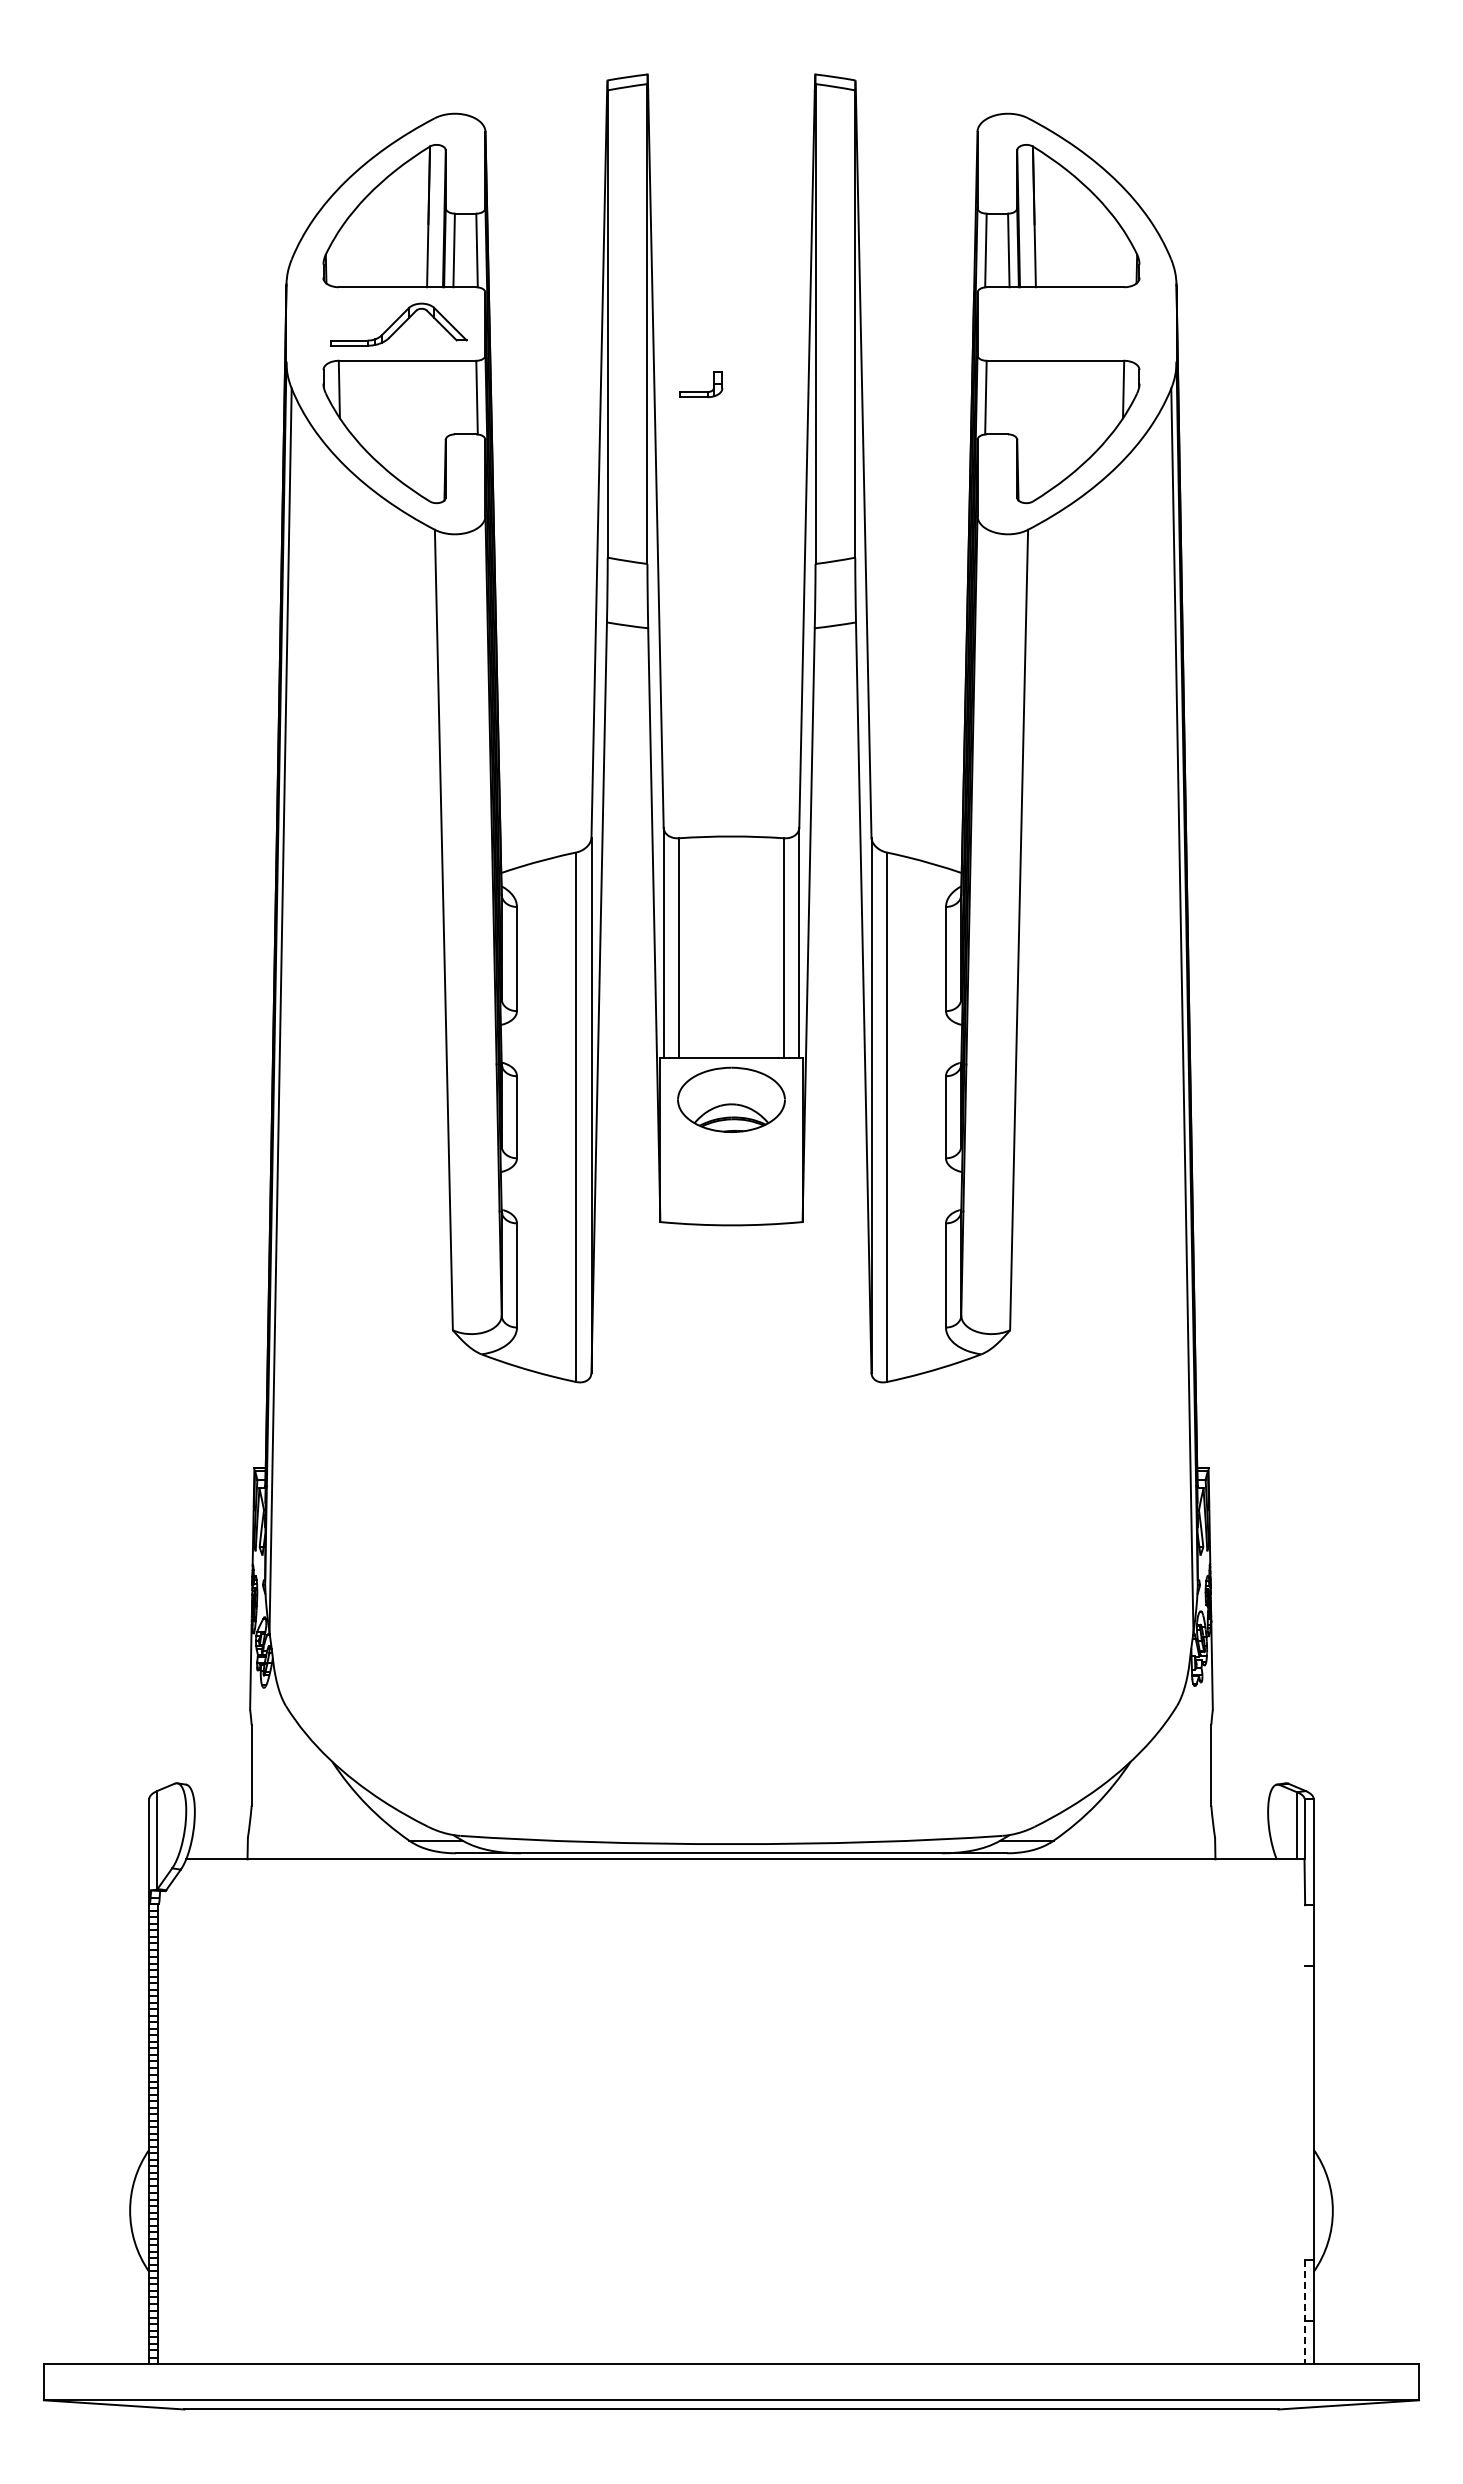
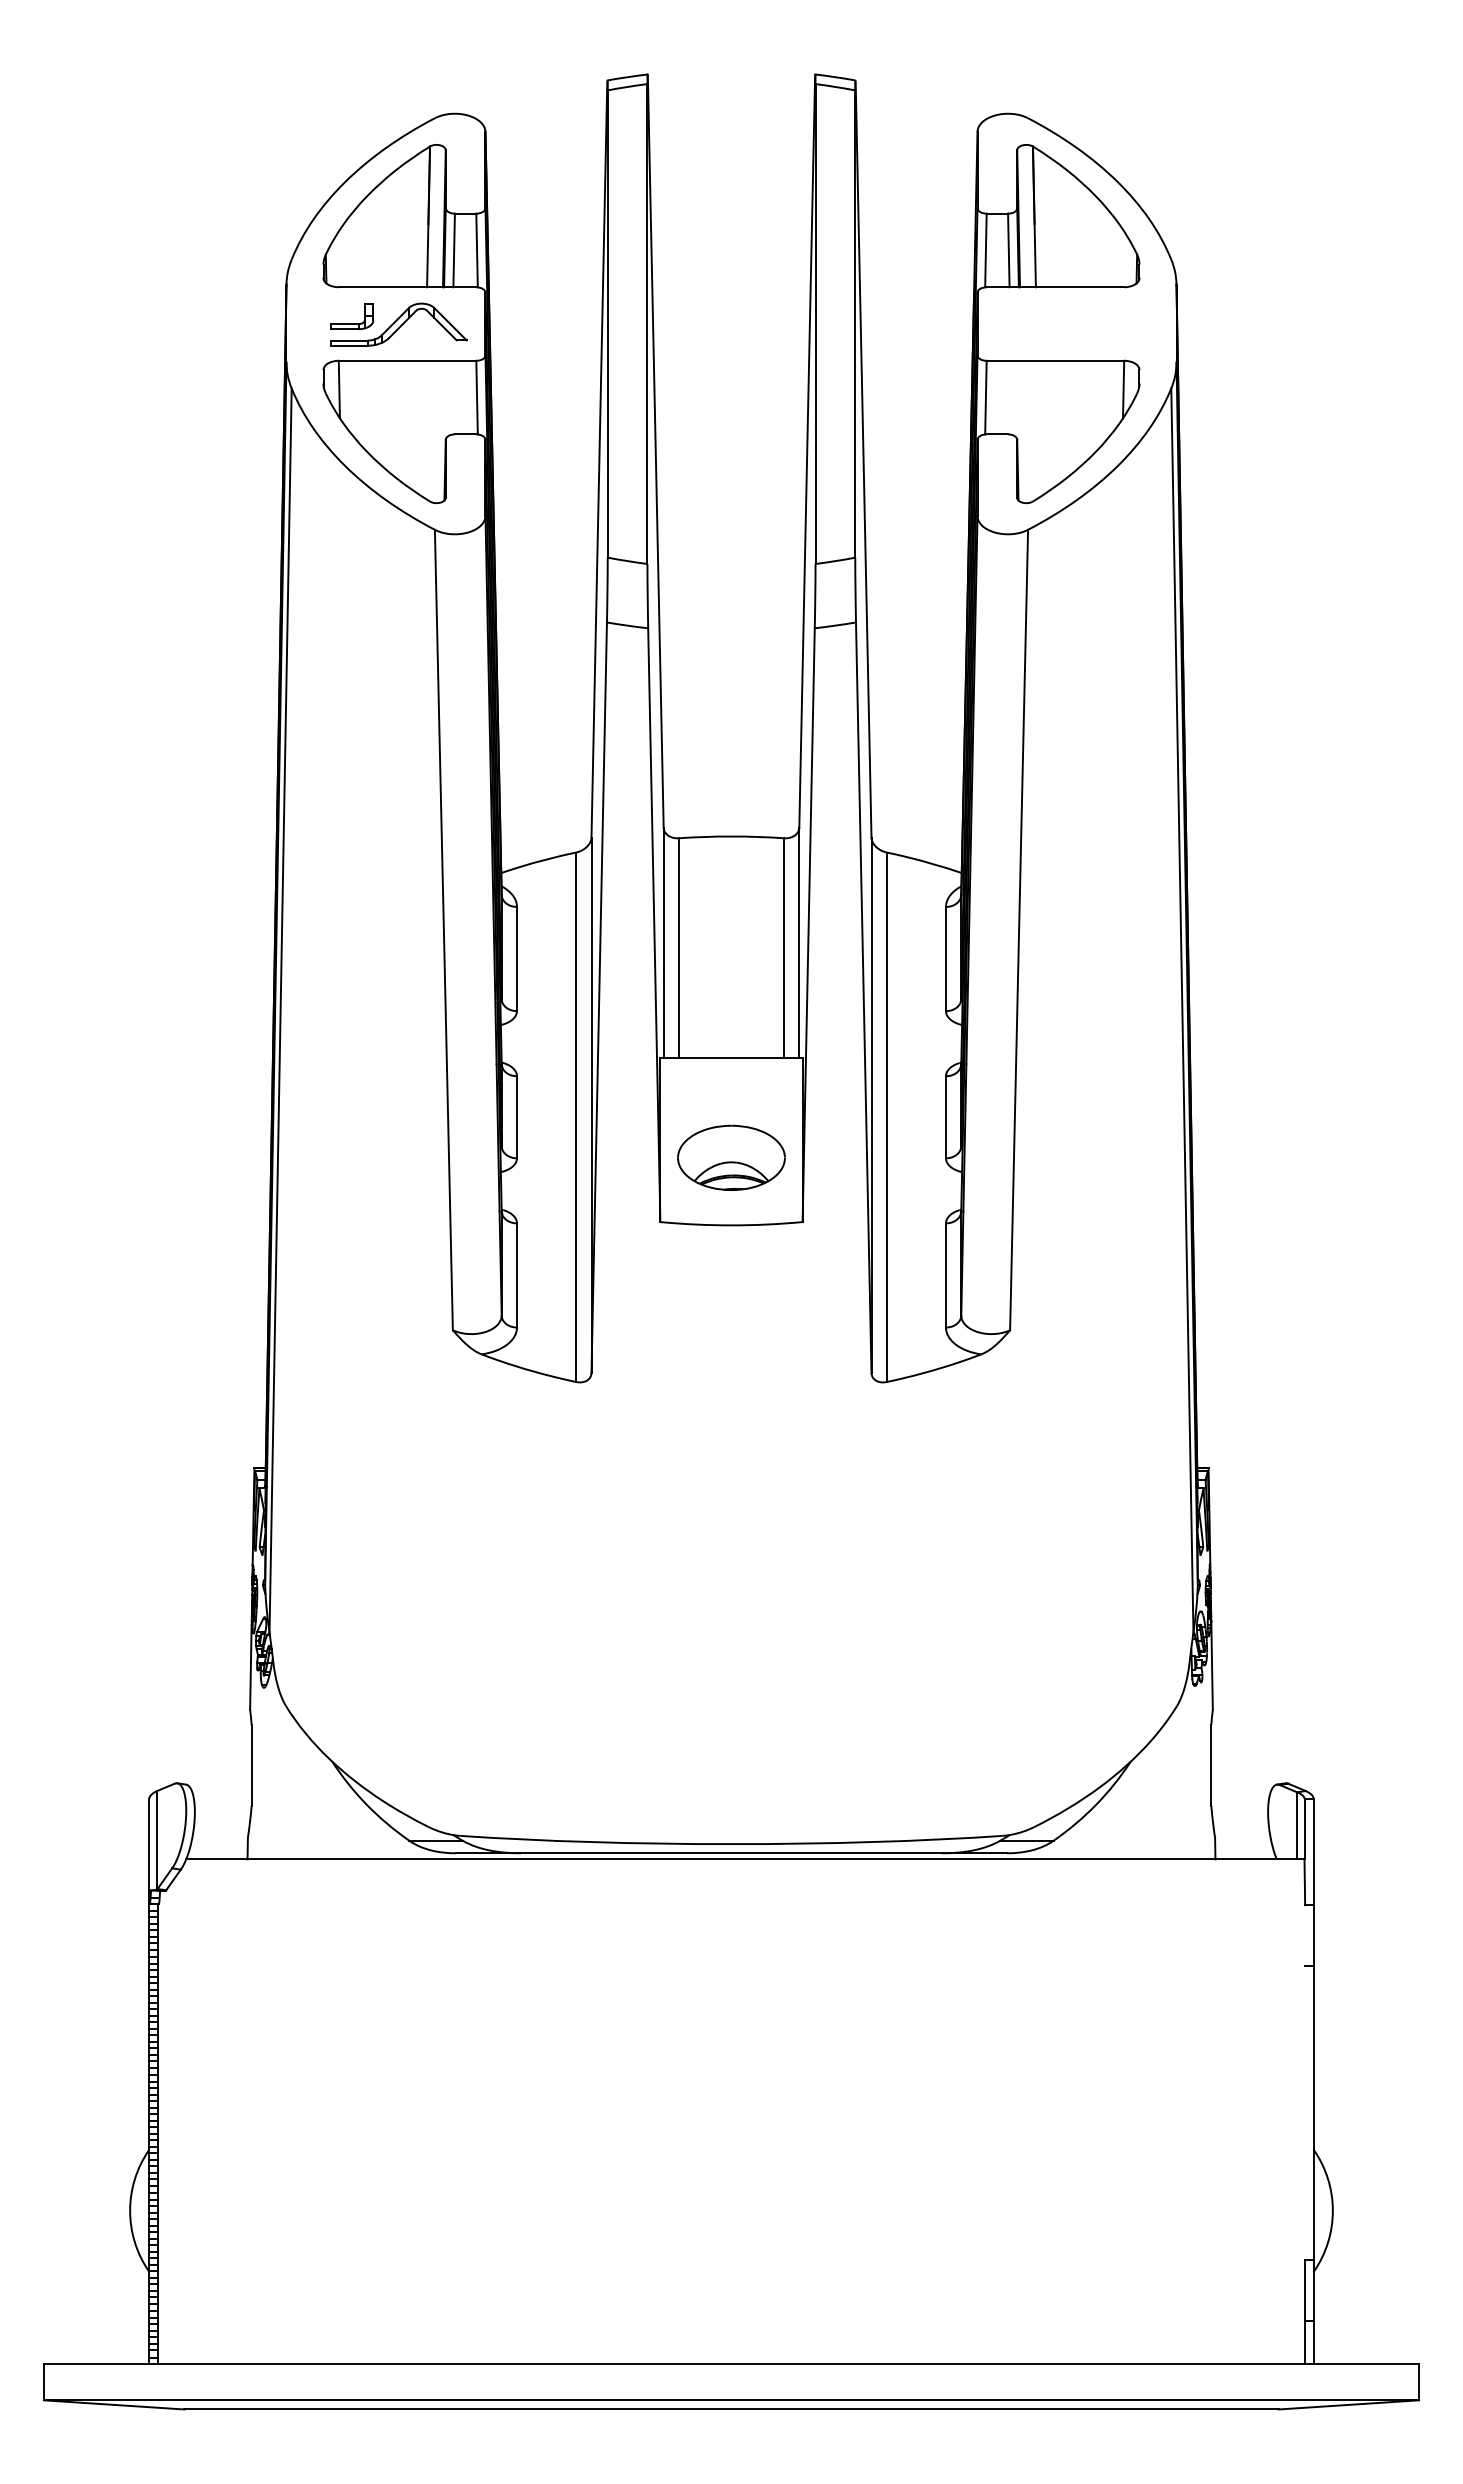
part position: (701, 391) -> (352, 323) (352, 323)
part position: (731, 1099) -> (731, 1157) (731, 1157)
line: dashed -> solid (1304, 2311)
